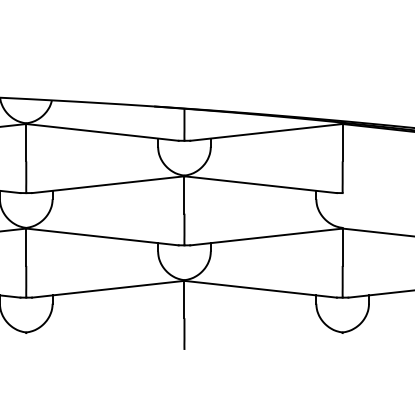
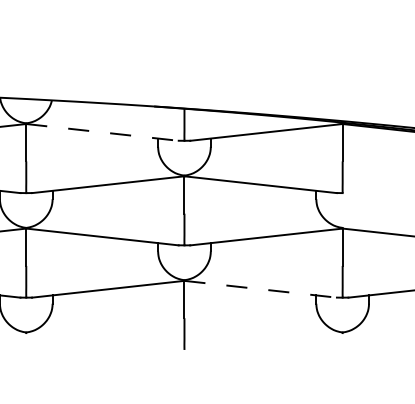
line: solid -> dashed (102, 132)
line: solid -> dashed (260, 289)
